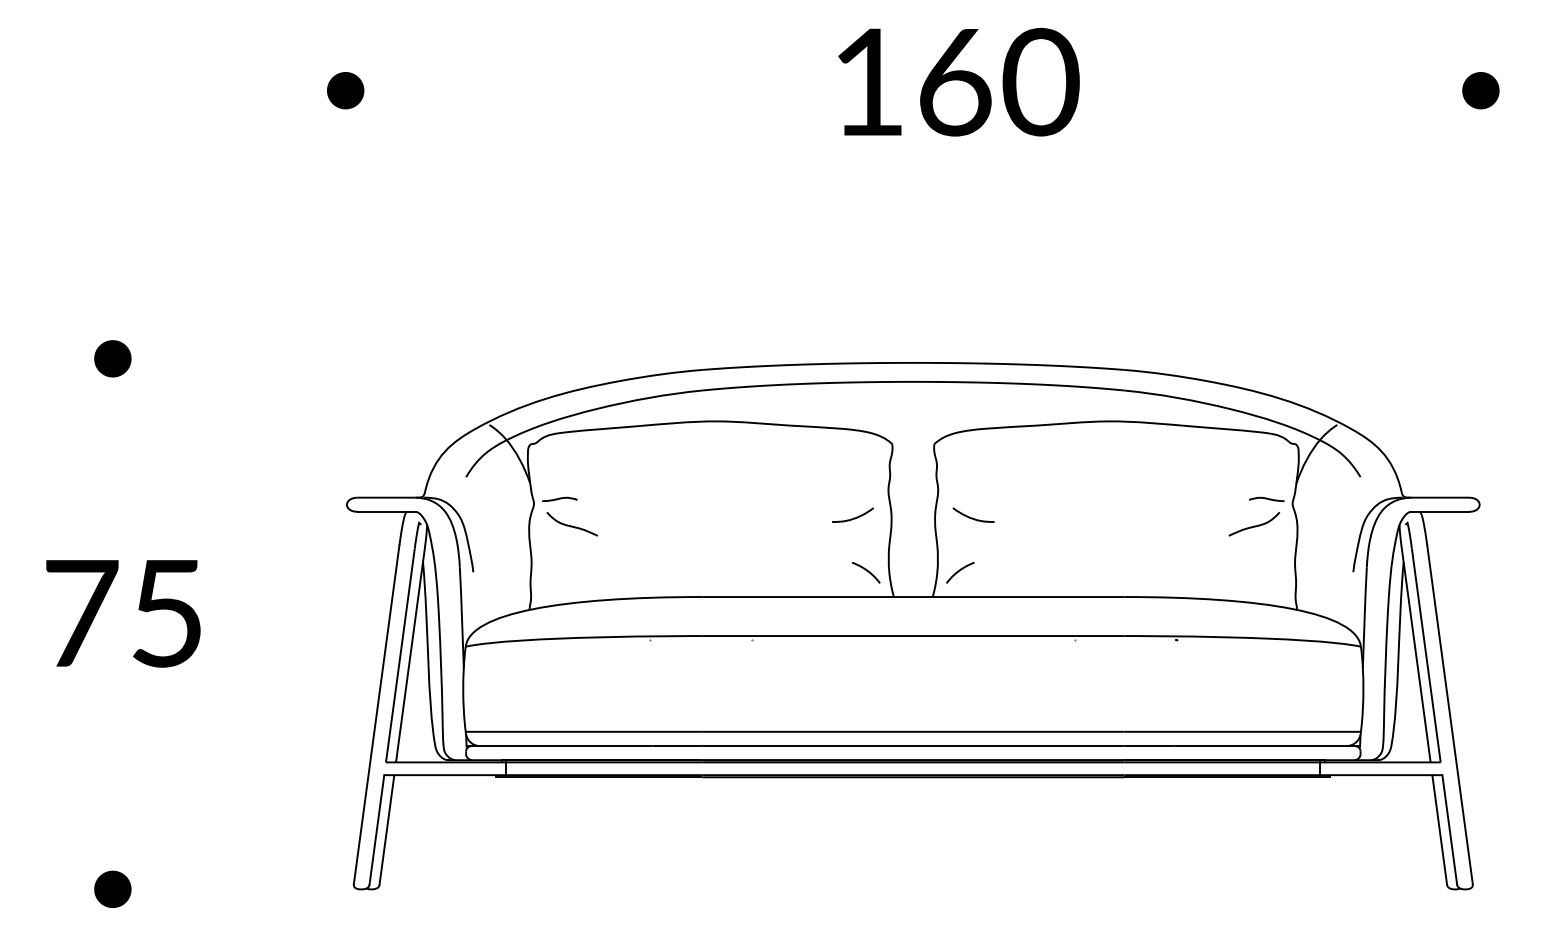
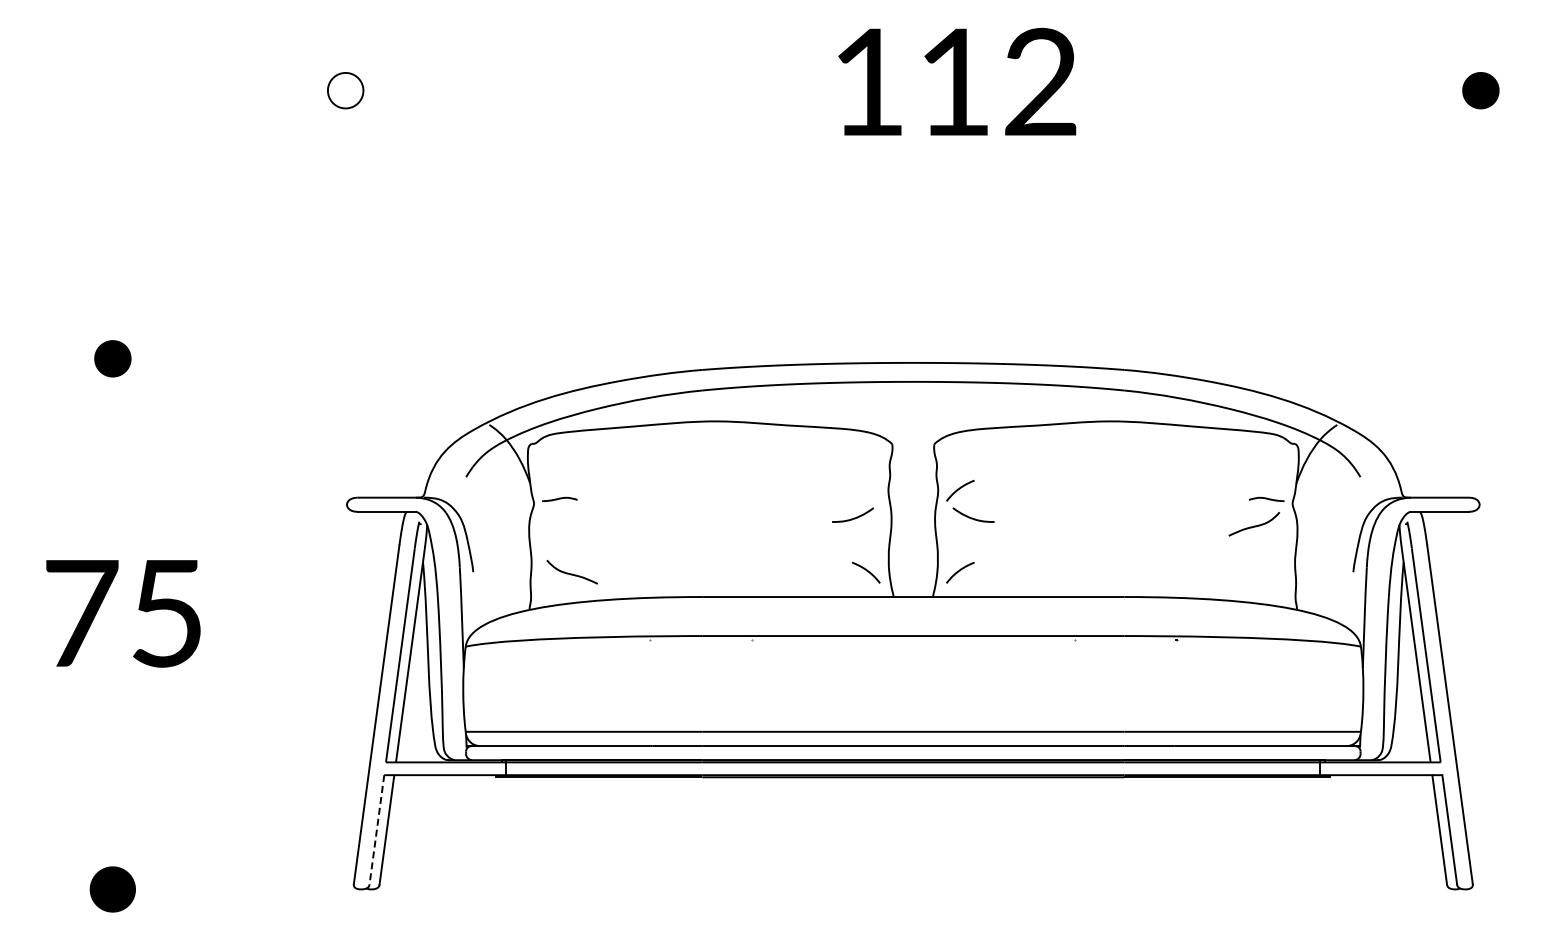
text: 160 -> 112 (999, 82)
fill: present -> none (345, 90)
curve: none -> present (960, 489)
curve position: (571, 525) -> (571, 573) (571, 573)
line: solid -> dashed (376, 830)
part size: 38x38 px -> 47x47 px (112, 889)
